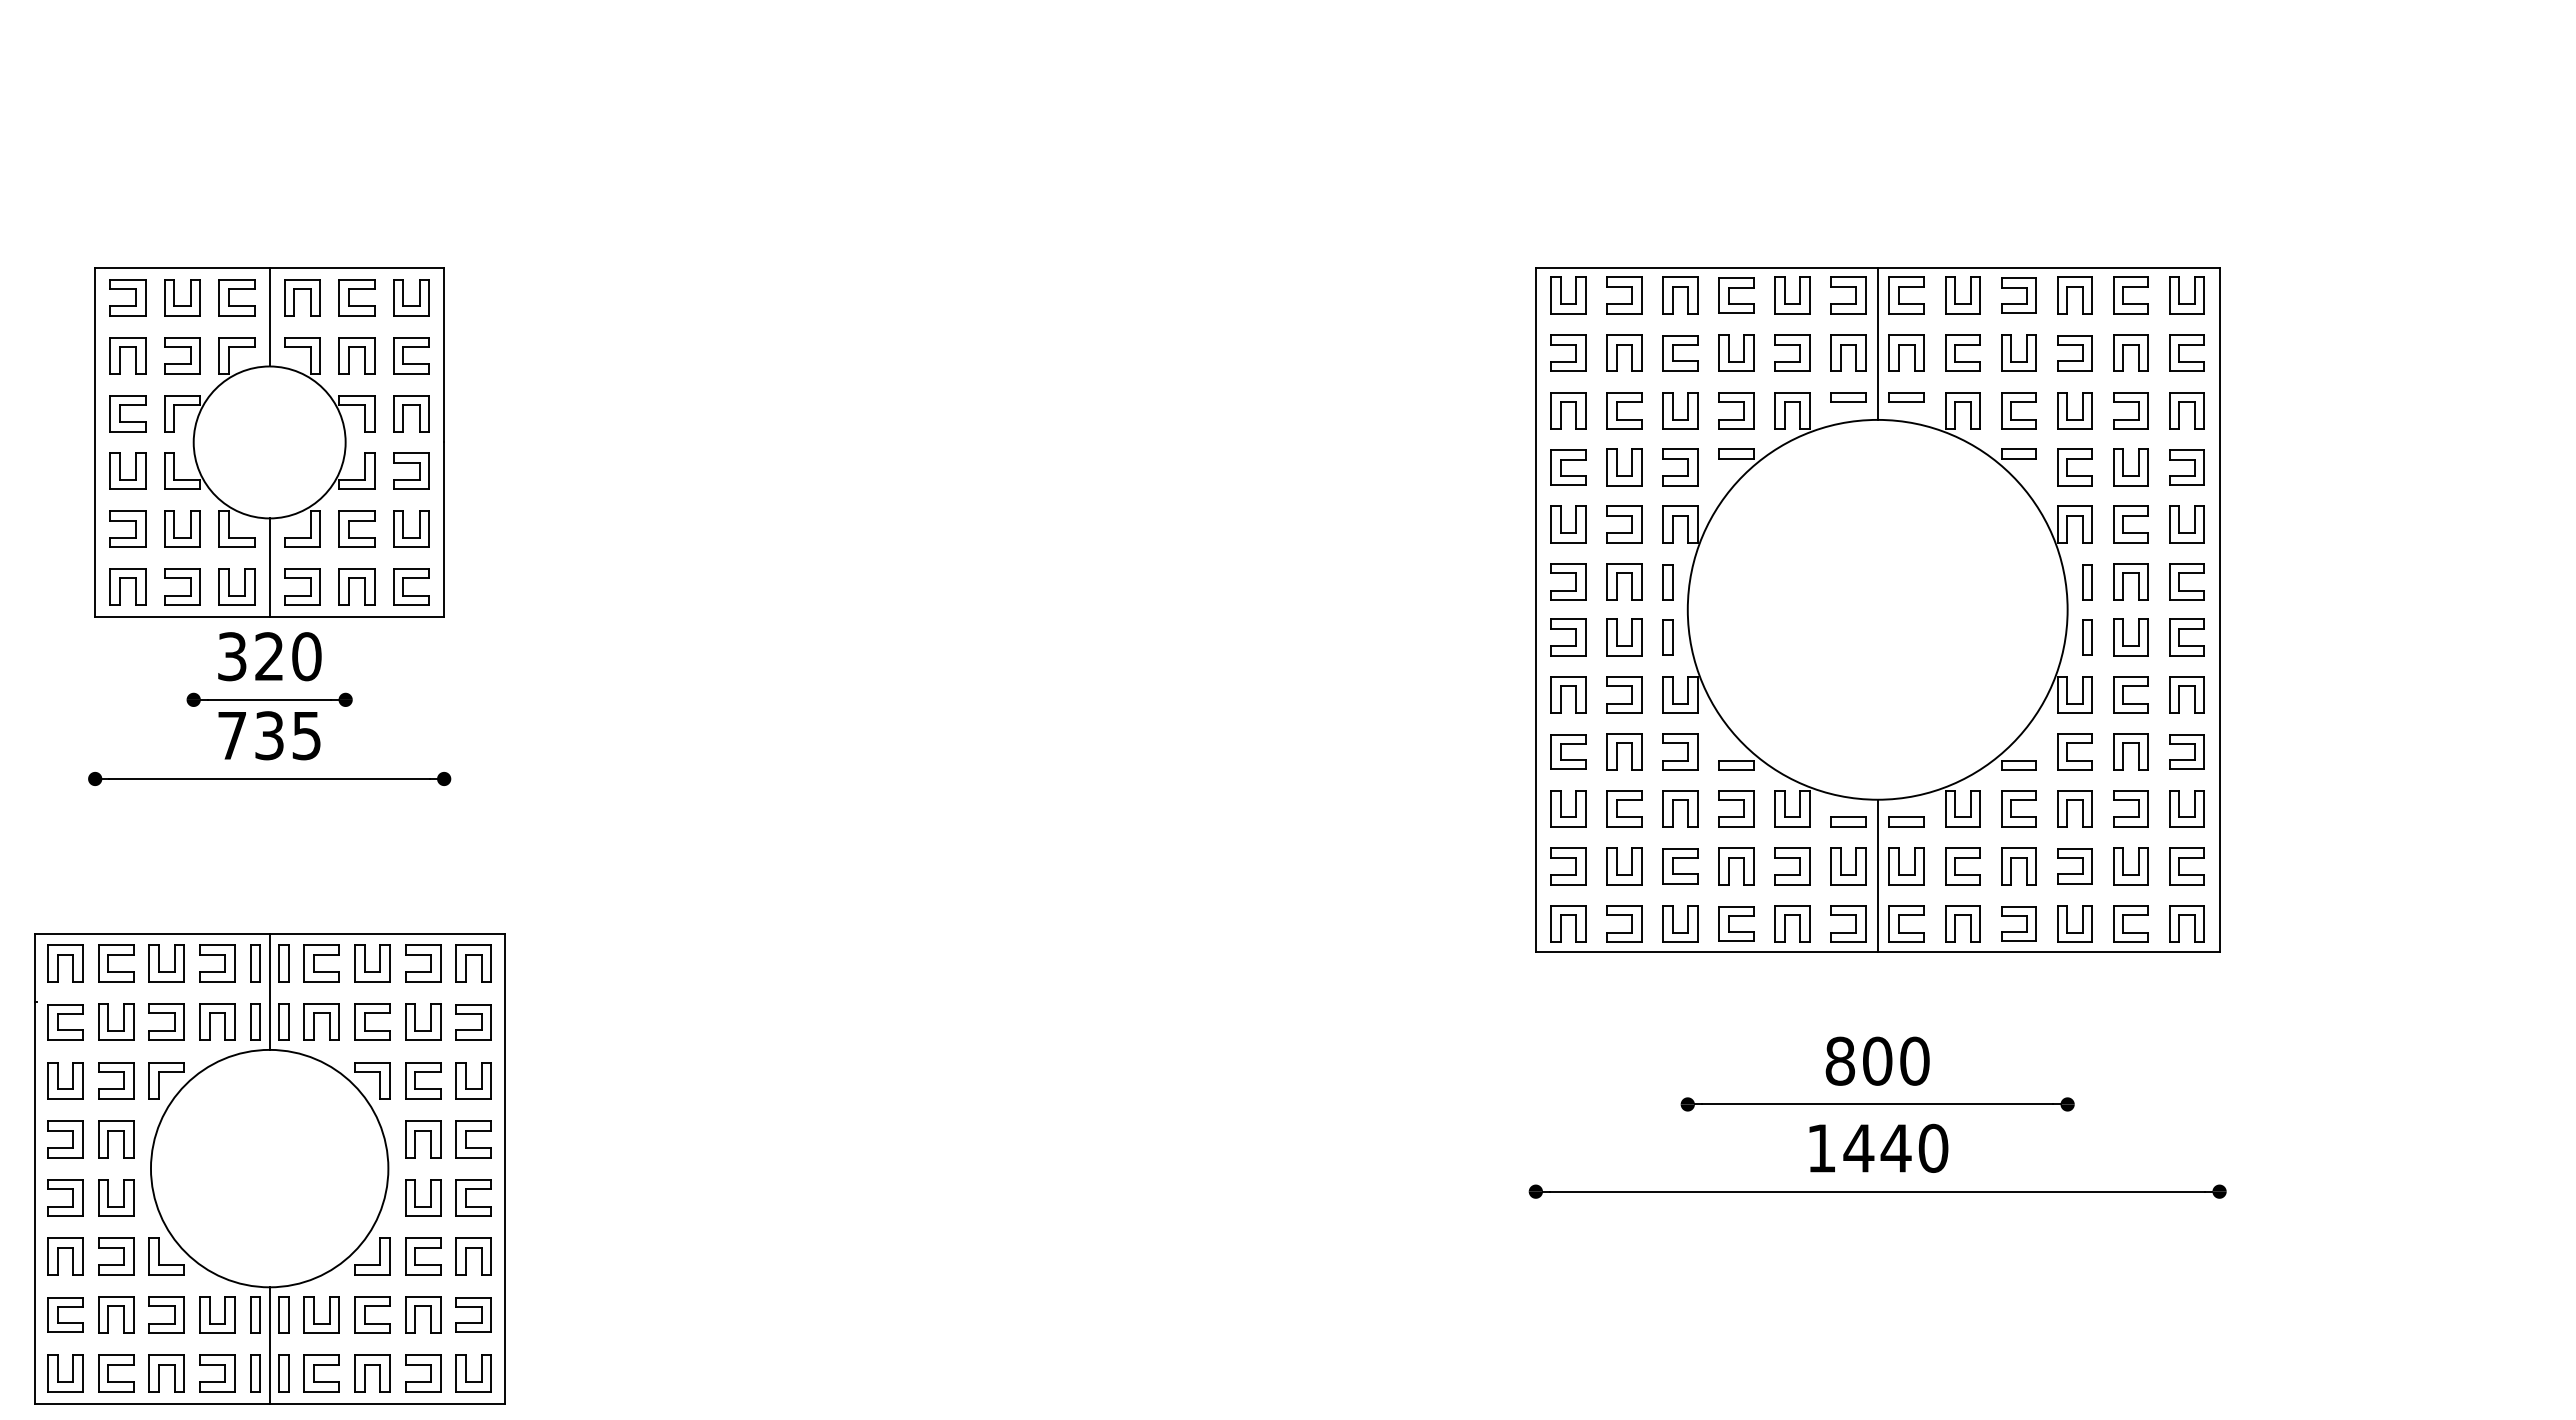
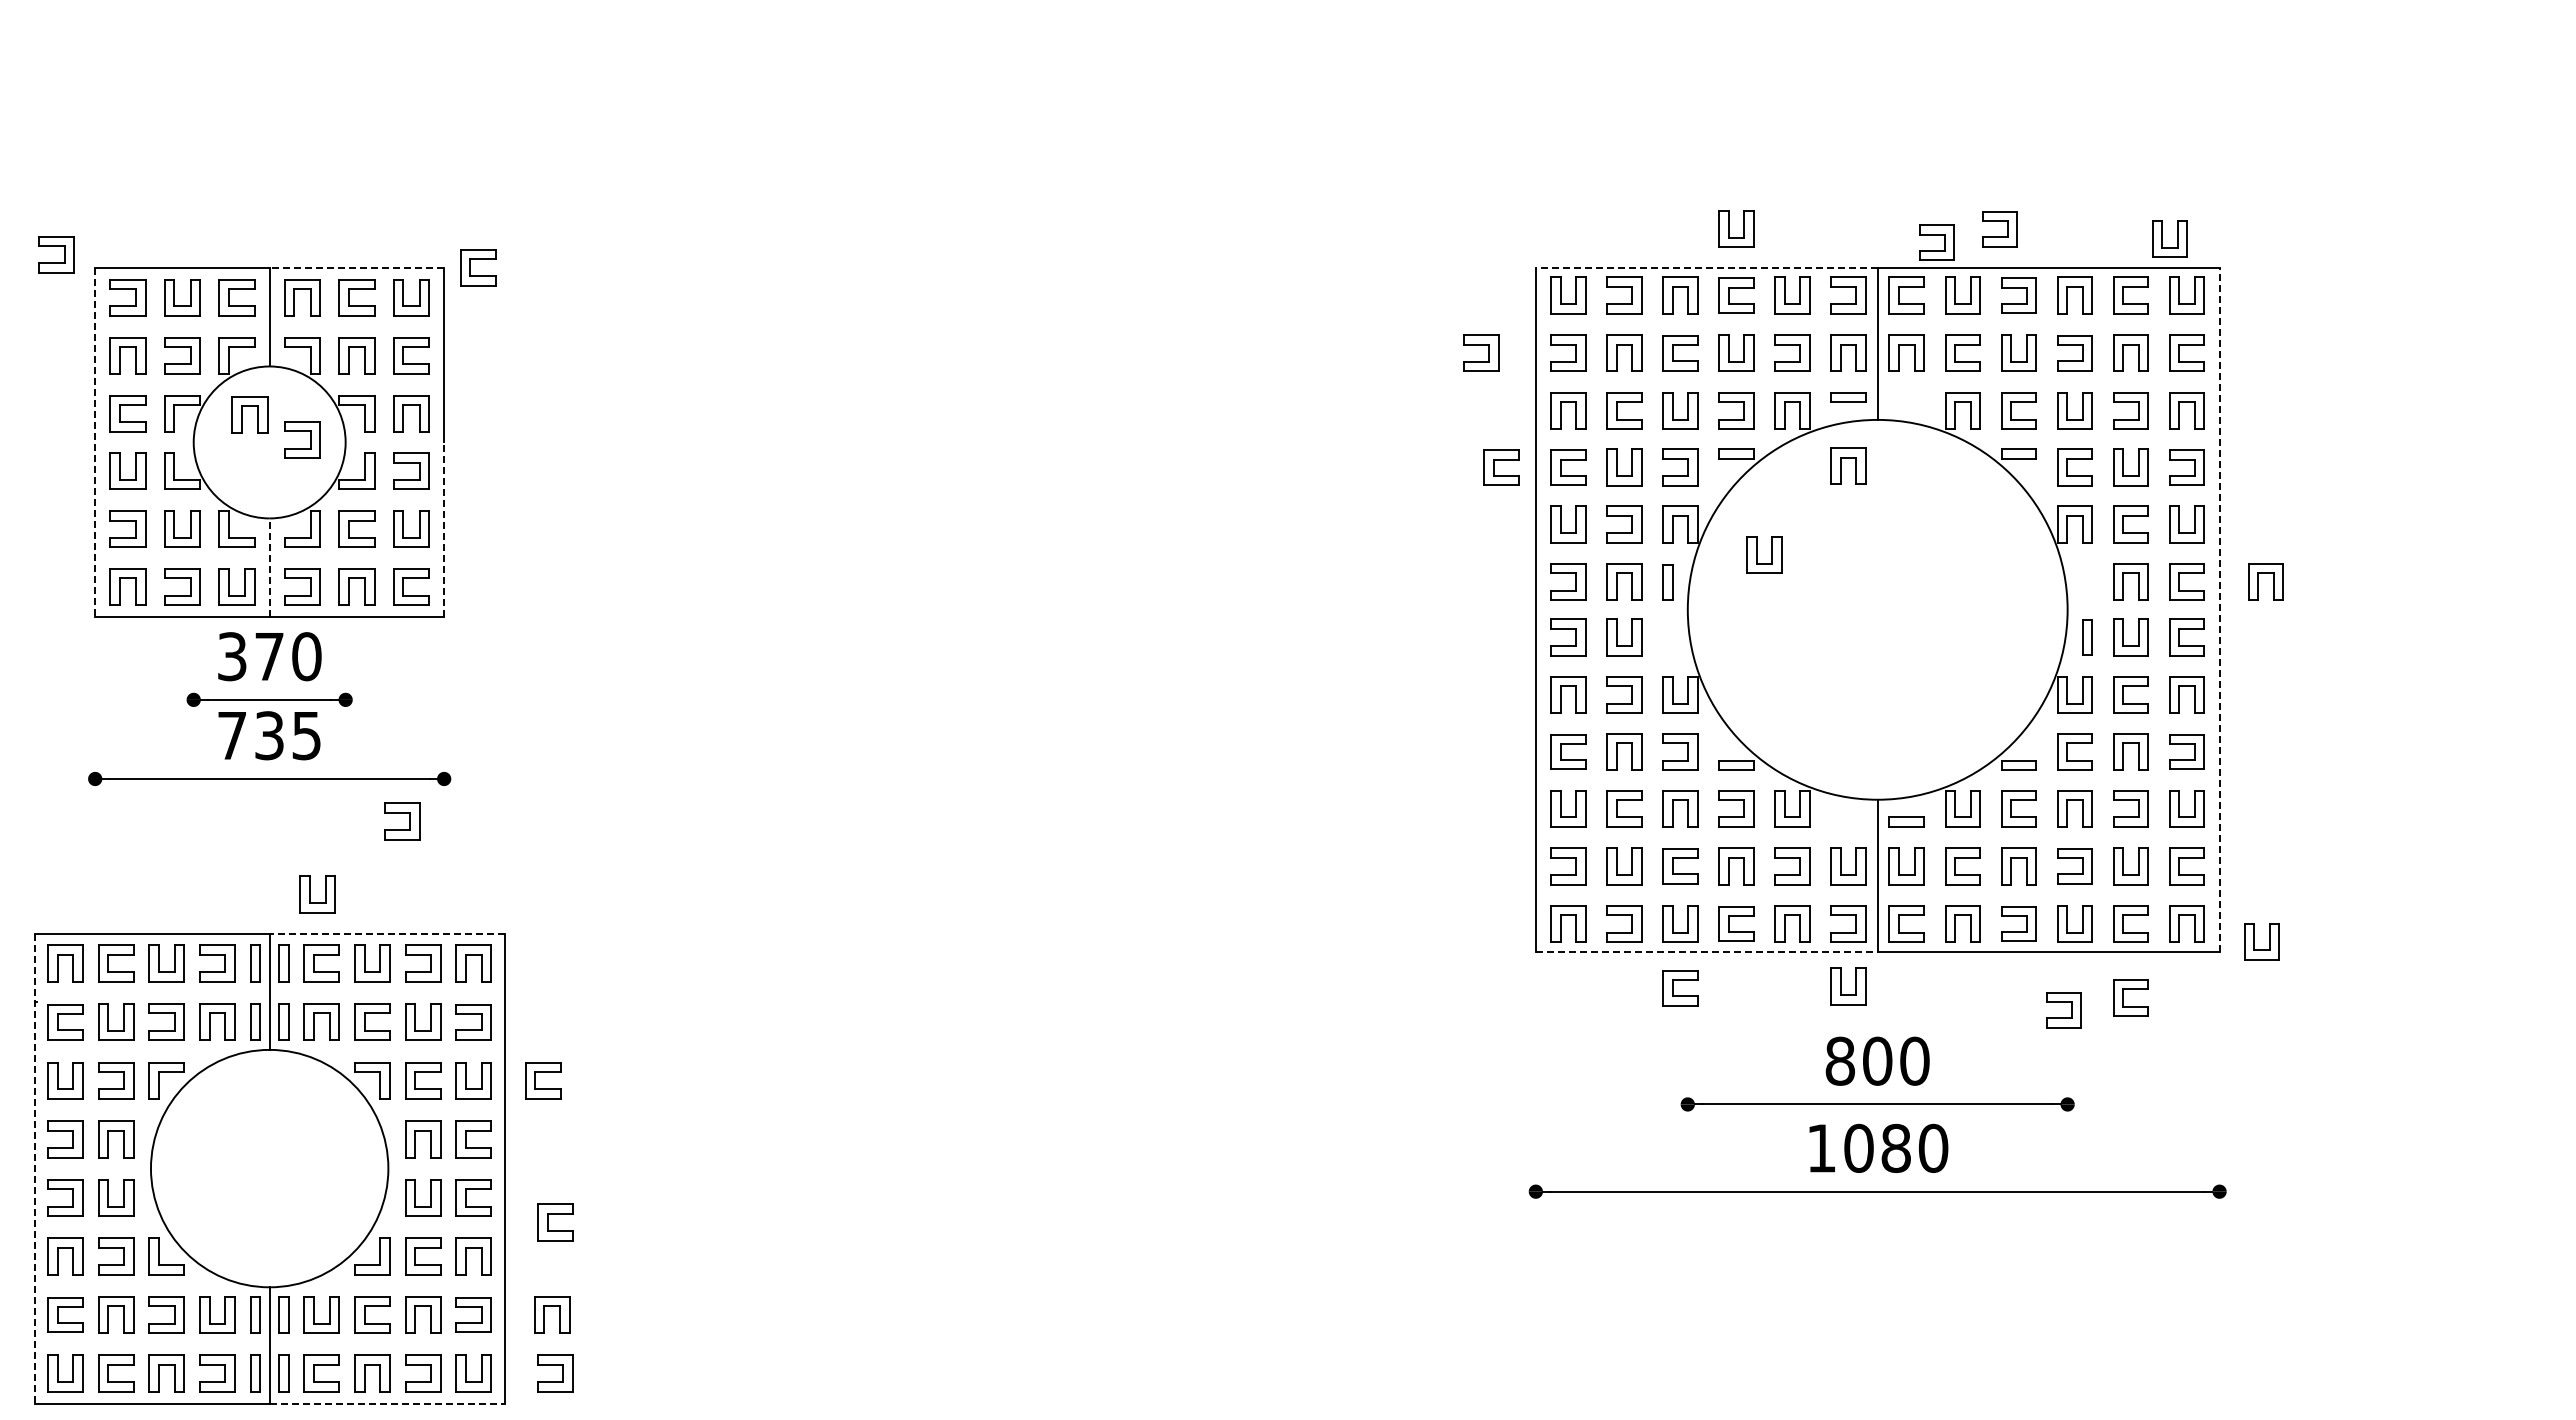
part: none -> present (1729, 228)
part: none -> present (1936, 235)
part: none -> present (1999, 236)
part: none -> present (2162, 238)
part: none -> present (56, 246)
part: none -> present (478, 259)
line: solid -> dashed (356, 267)
line: solid -> dashed (1706, 267)
part: none -> present (1481, 345)
part: present -> none (1906, 397)
part: none -> present (242, 414)
part: none -> present (302, 431)
line: solid -> dashed (95, 442)
part: none -> present (1848, 458)
part: none -> present (1501, 460)
line: solid -> dashed (444, 529)
part: none -> present (1757, 554)
line: solid -> dashed (269, 567)
part: none -> present (2258, 581)
part: present -> none (2087, 582)
line: solid -> dashed (2219, 609)
part: present -> none (1667, 637)
text: 320 -> 370 (269, 656)
part: none -> present (409, 821)
part: present -> none (1848, 821)
part: none -> present (310, 894)
line: solid -> dashed (387, 933)
part: none -> present (2254, 941)
line: solid -> dashed (1706, 951)
part: none -> present (1841, 986)
part: none -> present (1673, 988)
part: none -> present (2123, 997)
part: none -> present (2063, 1017)
part: none -> present (543, 1072)
text: 1440 -> 1080 (1877, 1147)
line: solid -> dashed (34, 1169)
part: none -> present (548, 1222)
part: none -> present (559, 1314)
part: none -> present (562, 1373)
line: solid -> dashed (387, 1403)
